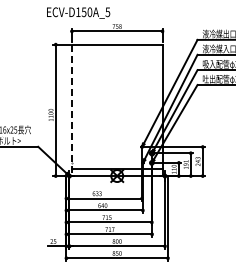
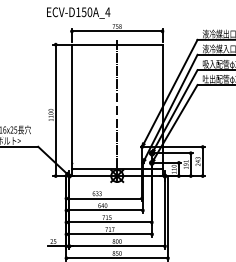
text: ECV-D150A_5 -> ECV-D150A_4 (107, 12)
line: dashed -> solid (71, 110)
line: none -> present (117, 112)
